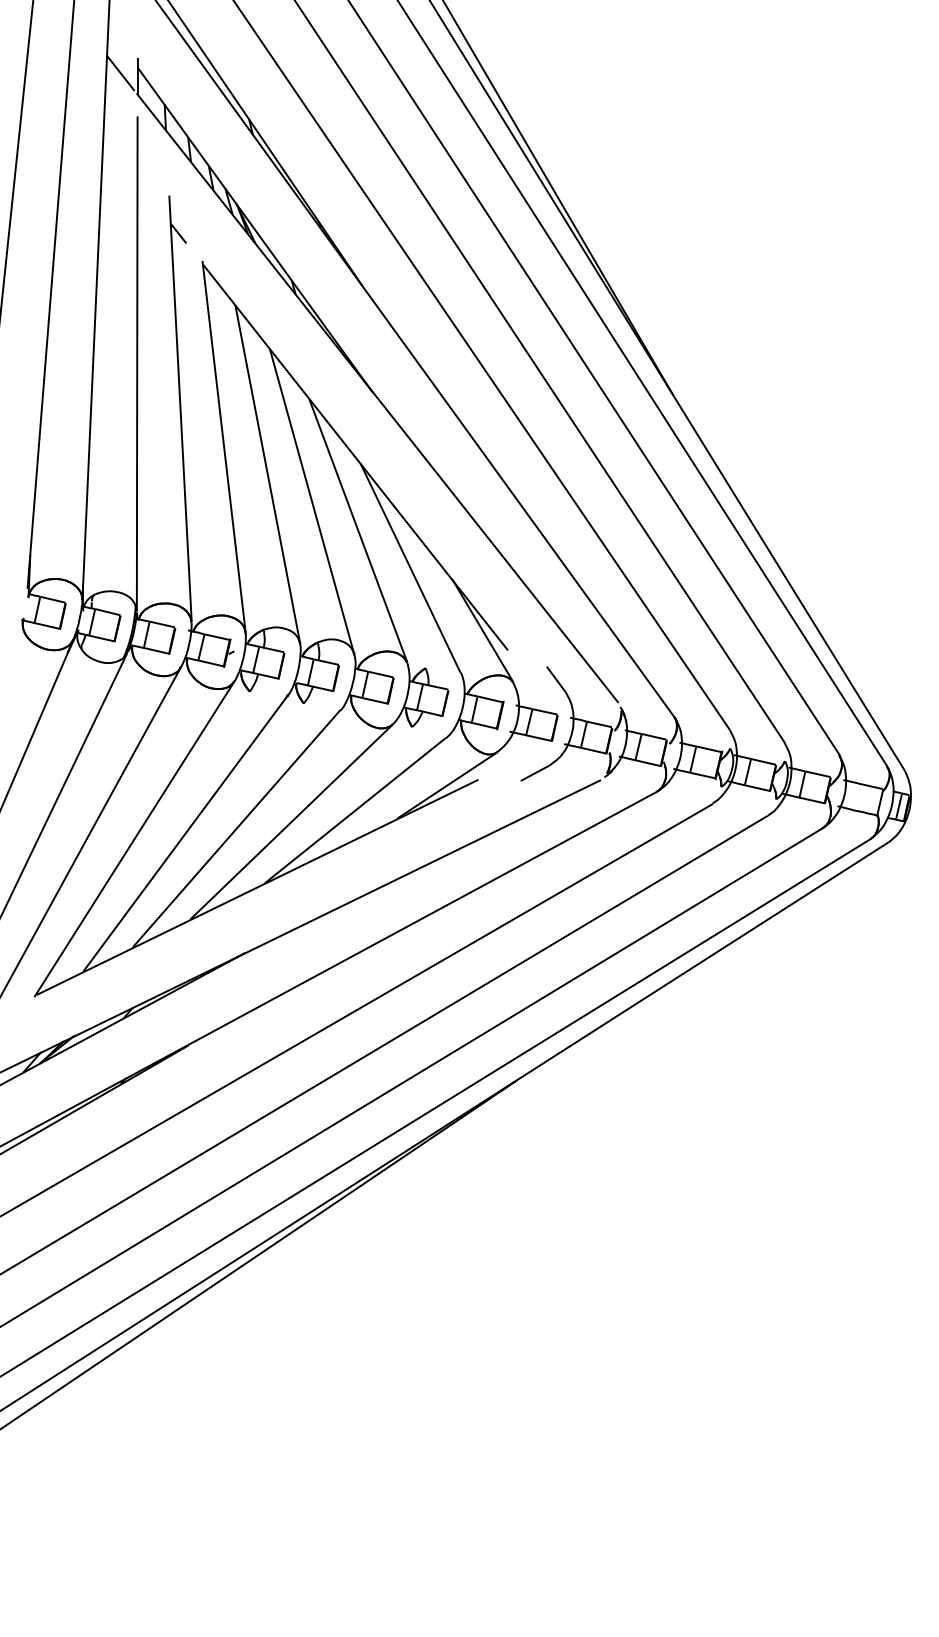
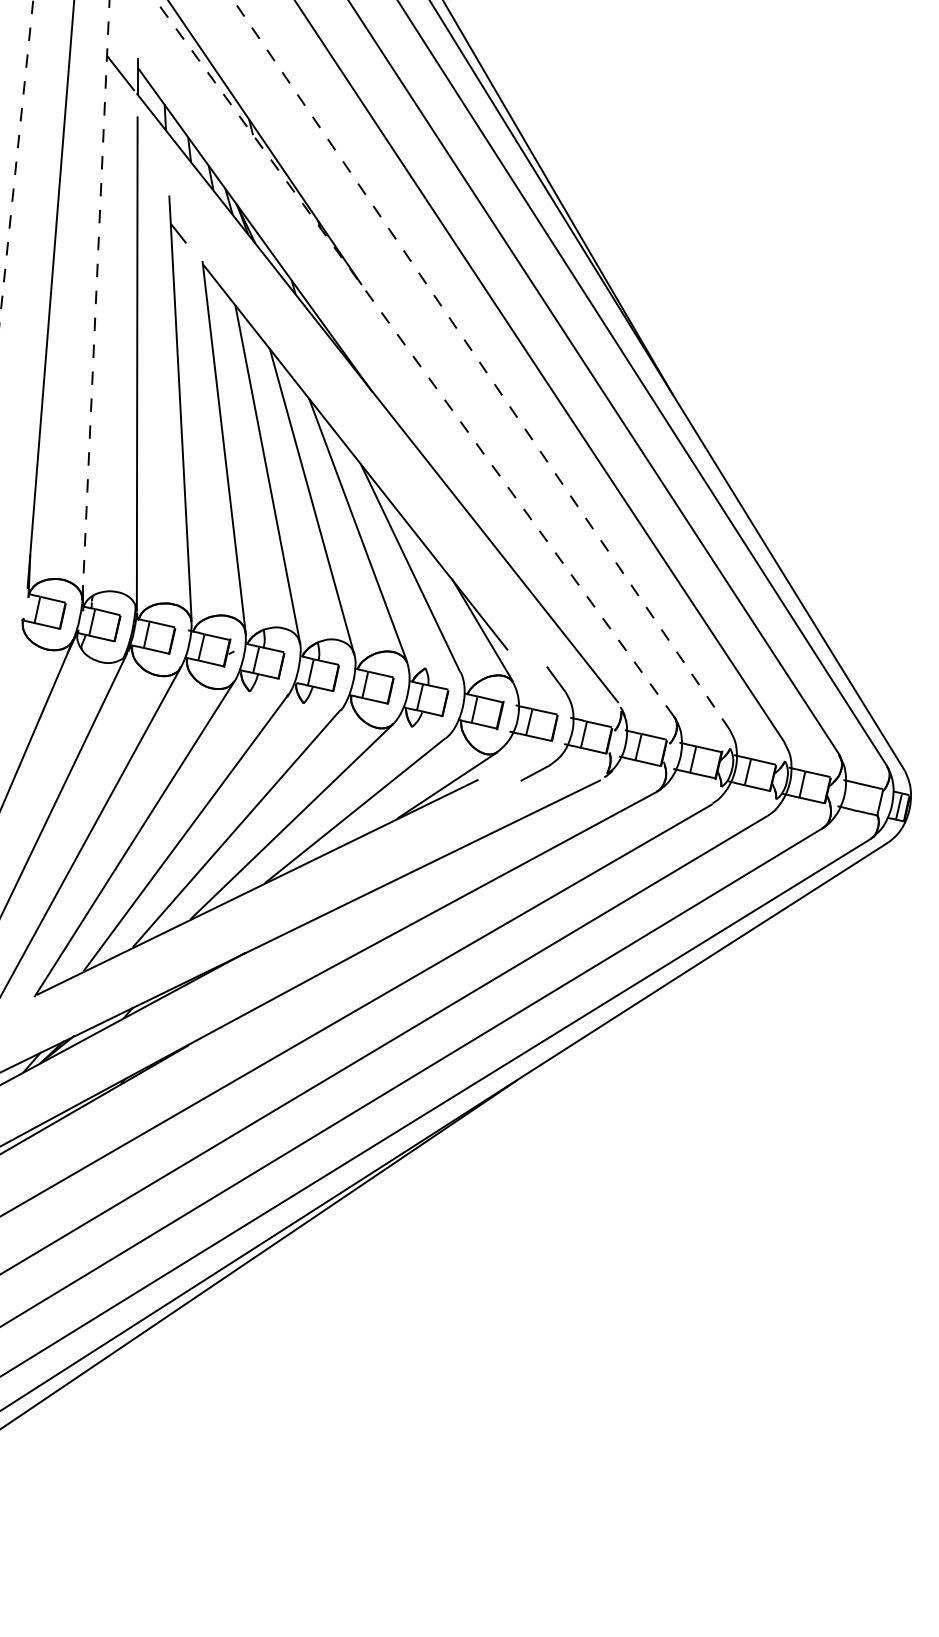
line: solid -> dashed (16, 159)
line: solid -> dashed (96, 299)
line: solid -> dashed (414, 358)
line: solid -> dashed (481, 364)
